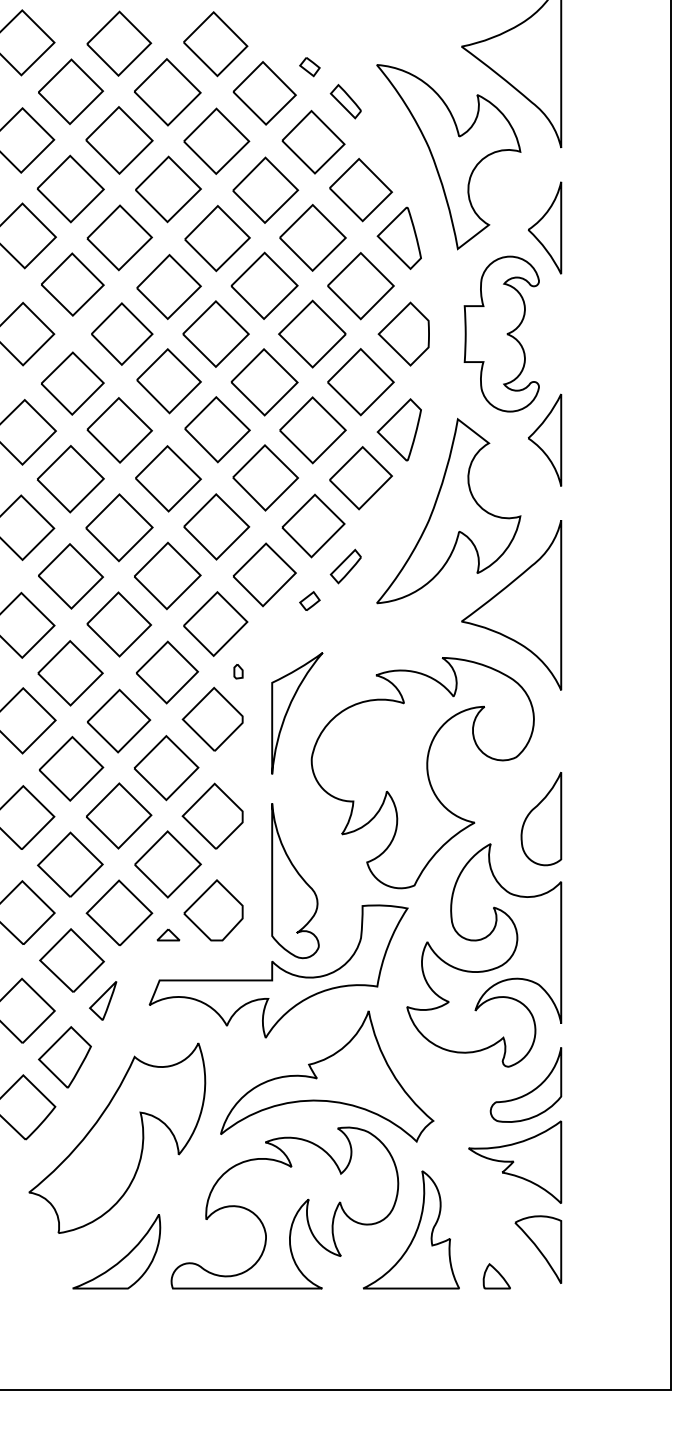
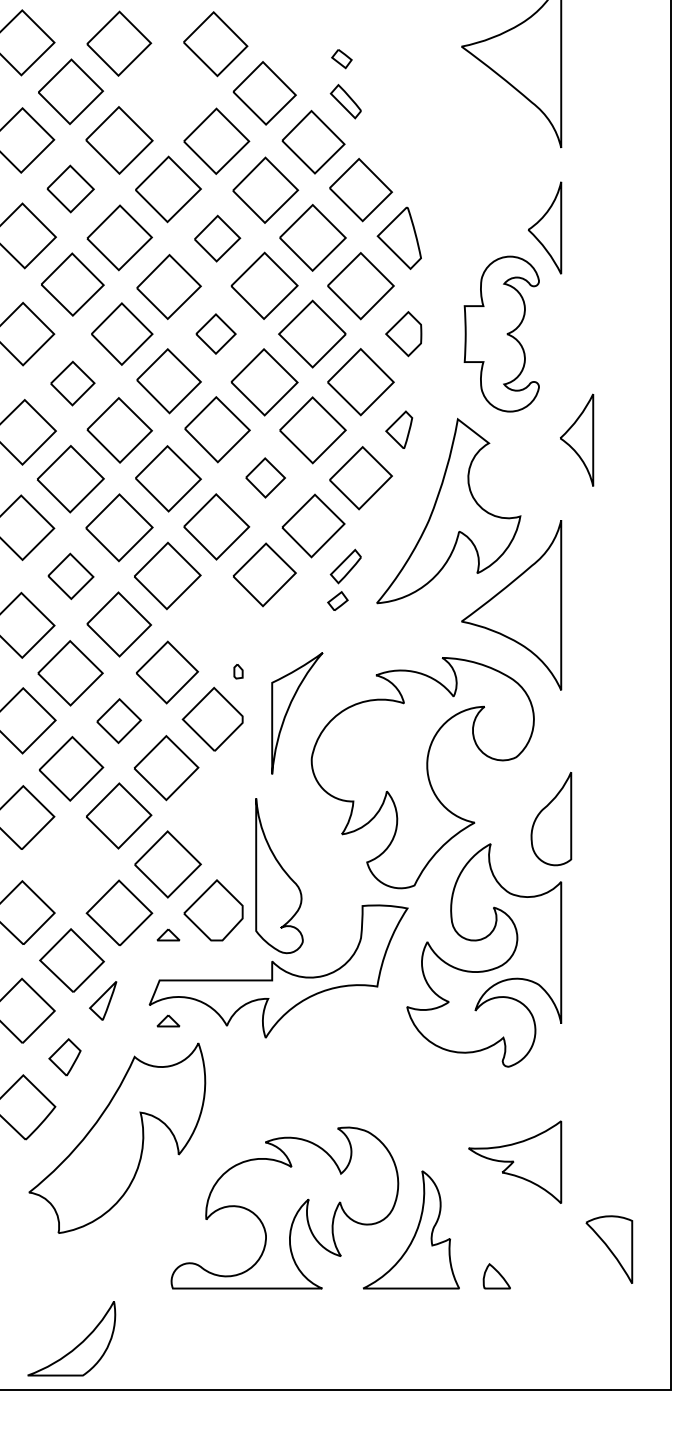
part position: (309, 67) -> (341, 59) (341, 59)
part: present -> none (167, 92)
part: present -> none (448, 157)
part size: 69x70 px -> 49x50 px (70, 188)
part size: 67x68 px -> 48x49 px (217, 238)
part size: 68x68 px -> 42x42 px (215, 333)
part size: 53x66 px -> 38x47 px (403, 334)
part size: 64x65 px -> 46x47 px (72, 383)
part size: 46x64 px -> 29x39 px (399, 429)
part position: (545, 439) -> (577, 439) (577, 439)
part size: 67x68 px -> 41x42 px (265, 477)
part size: 66x67 px -> 48x49 px (70, 576)
part position: (309, 600) -> (337, 600) (337, 600)
part: present -> none (215, 623)
part size: 65x66 px -> 46x46 px (118, 720)
part: present -> none (212, 815)
part position: (541, 819) -> (551, 819) (551, 819)
part: present -> none (70, 864)
part position: (295, 881) -> (279, 876) (279, 876)
part: none -> present (168, 1020)
part size: 54x63 px -> 34x39 px (64, 1057)
part: present -> none (327, 1076)
part: present -> none (529, 1091)
part position: (538, 1249) -> (609, 1249) (609, 1249)
part position: (120, 1259) -> (75, 1346) (75, 1346)
